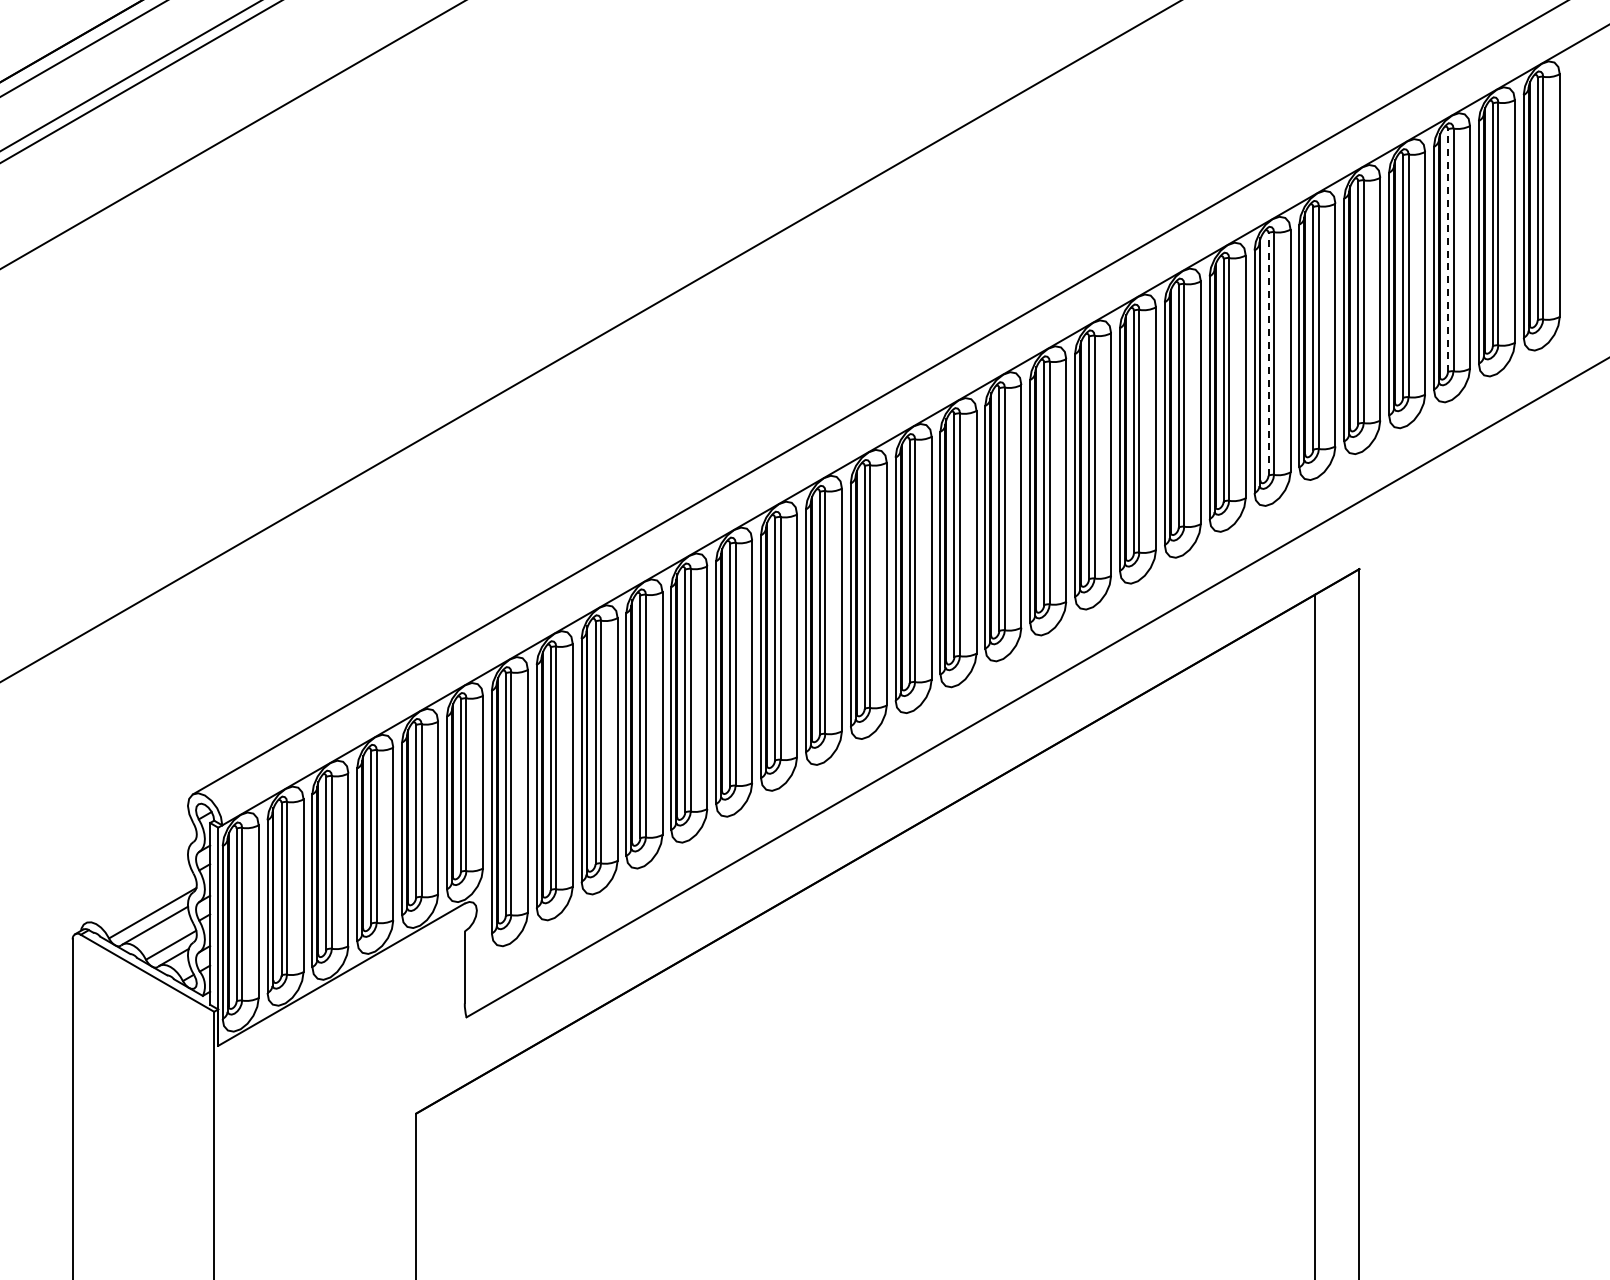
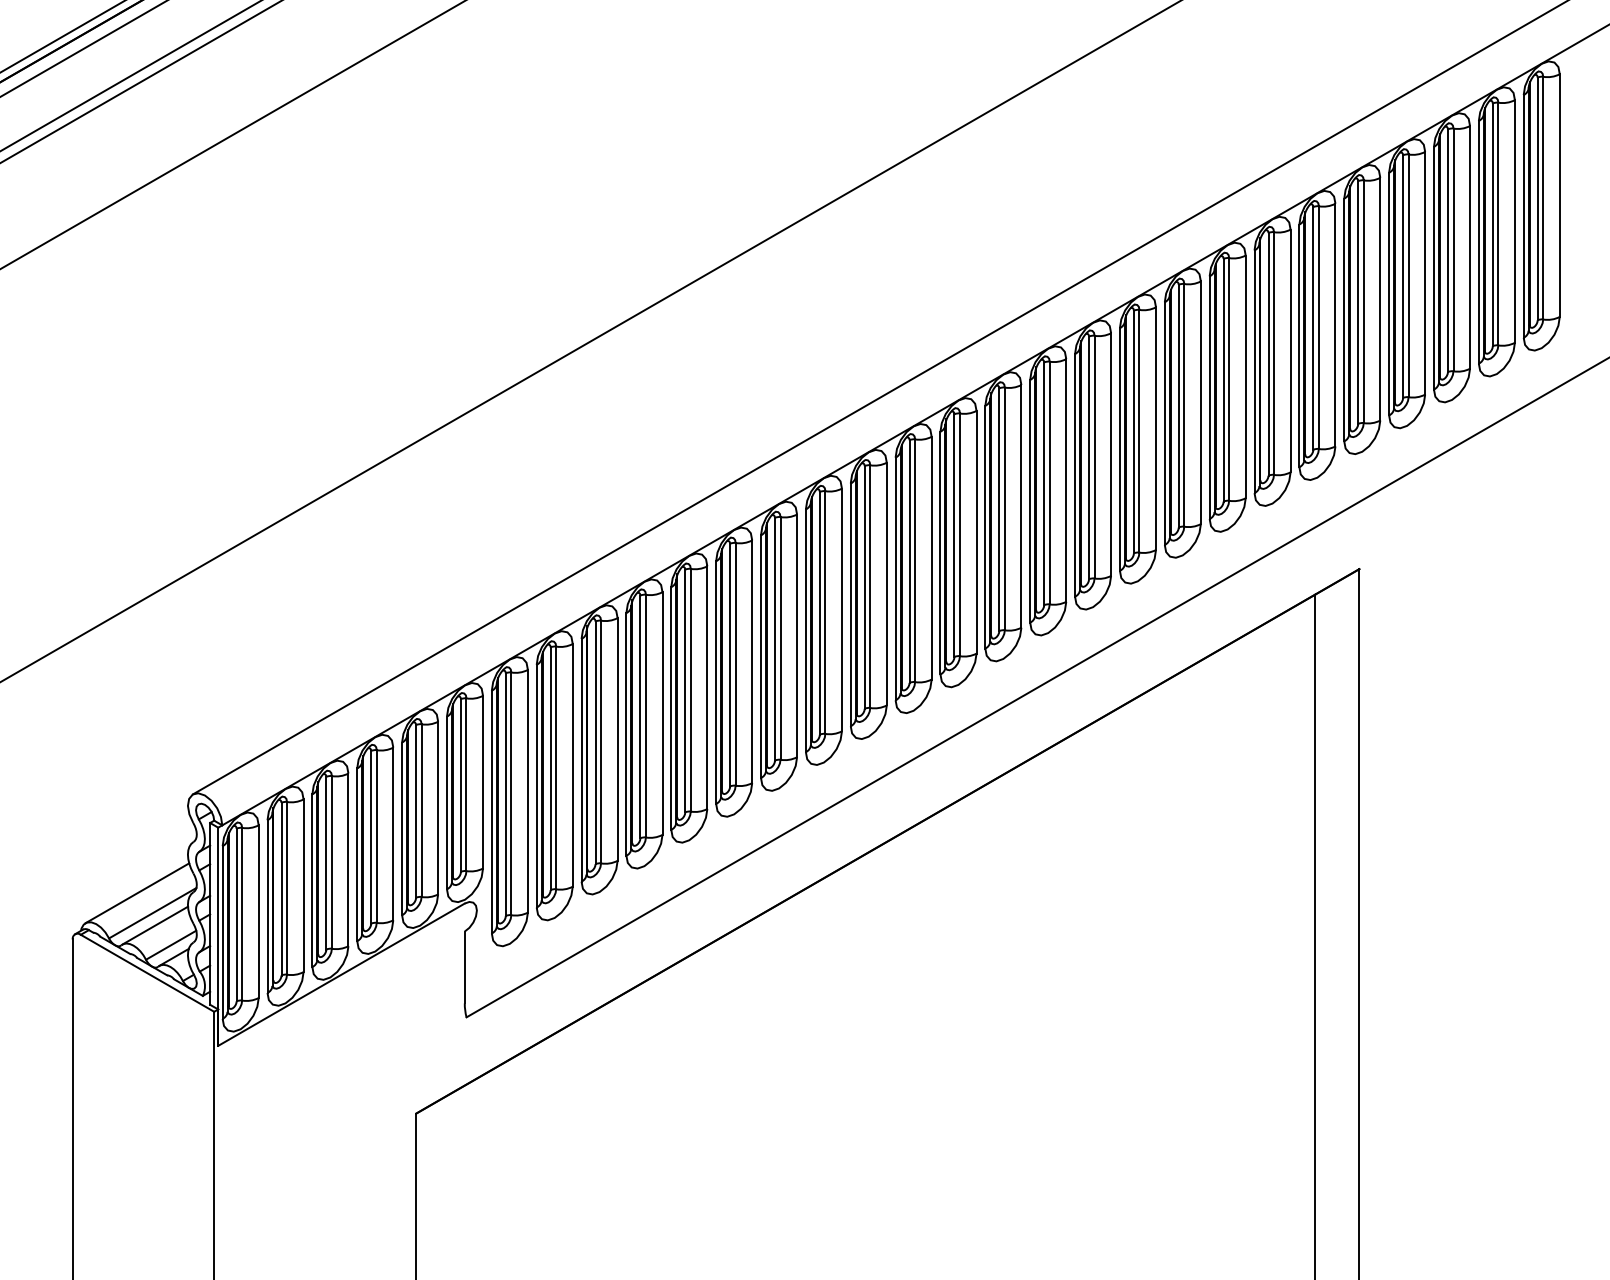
line: none -> present (62, 36)
line: dashed -> solid (1447, 250)
line: dashed -> solid (1268, 353)
line: none -> present (137, 893)
